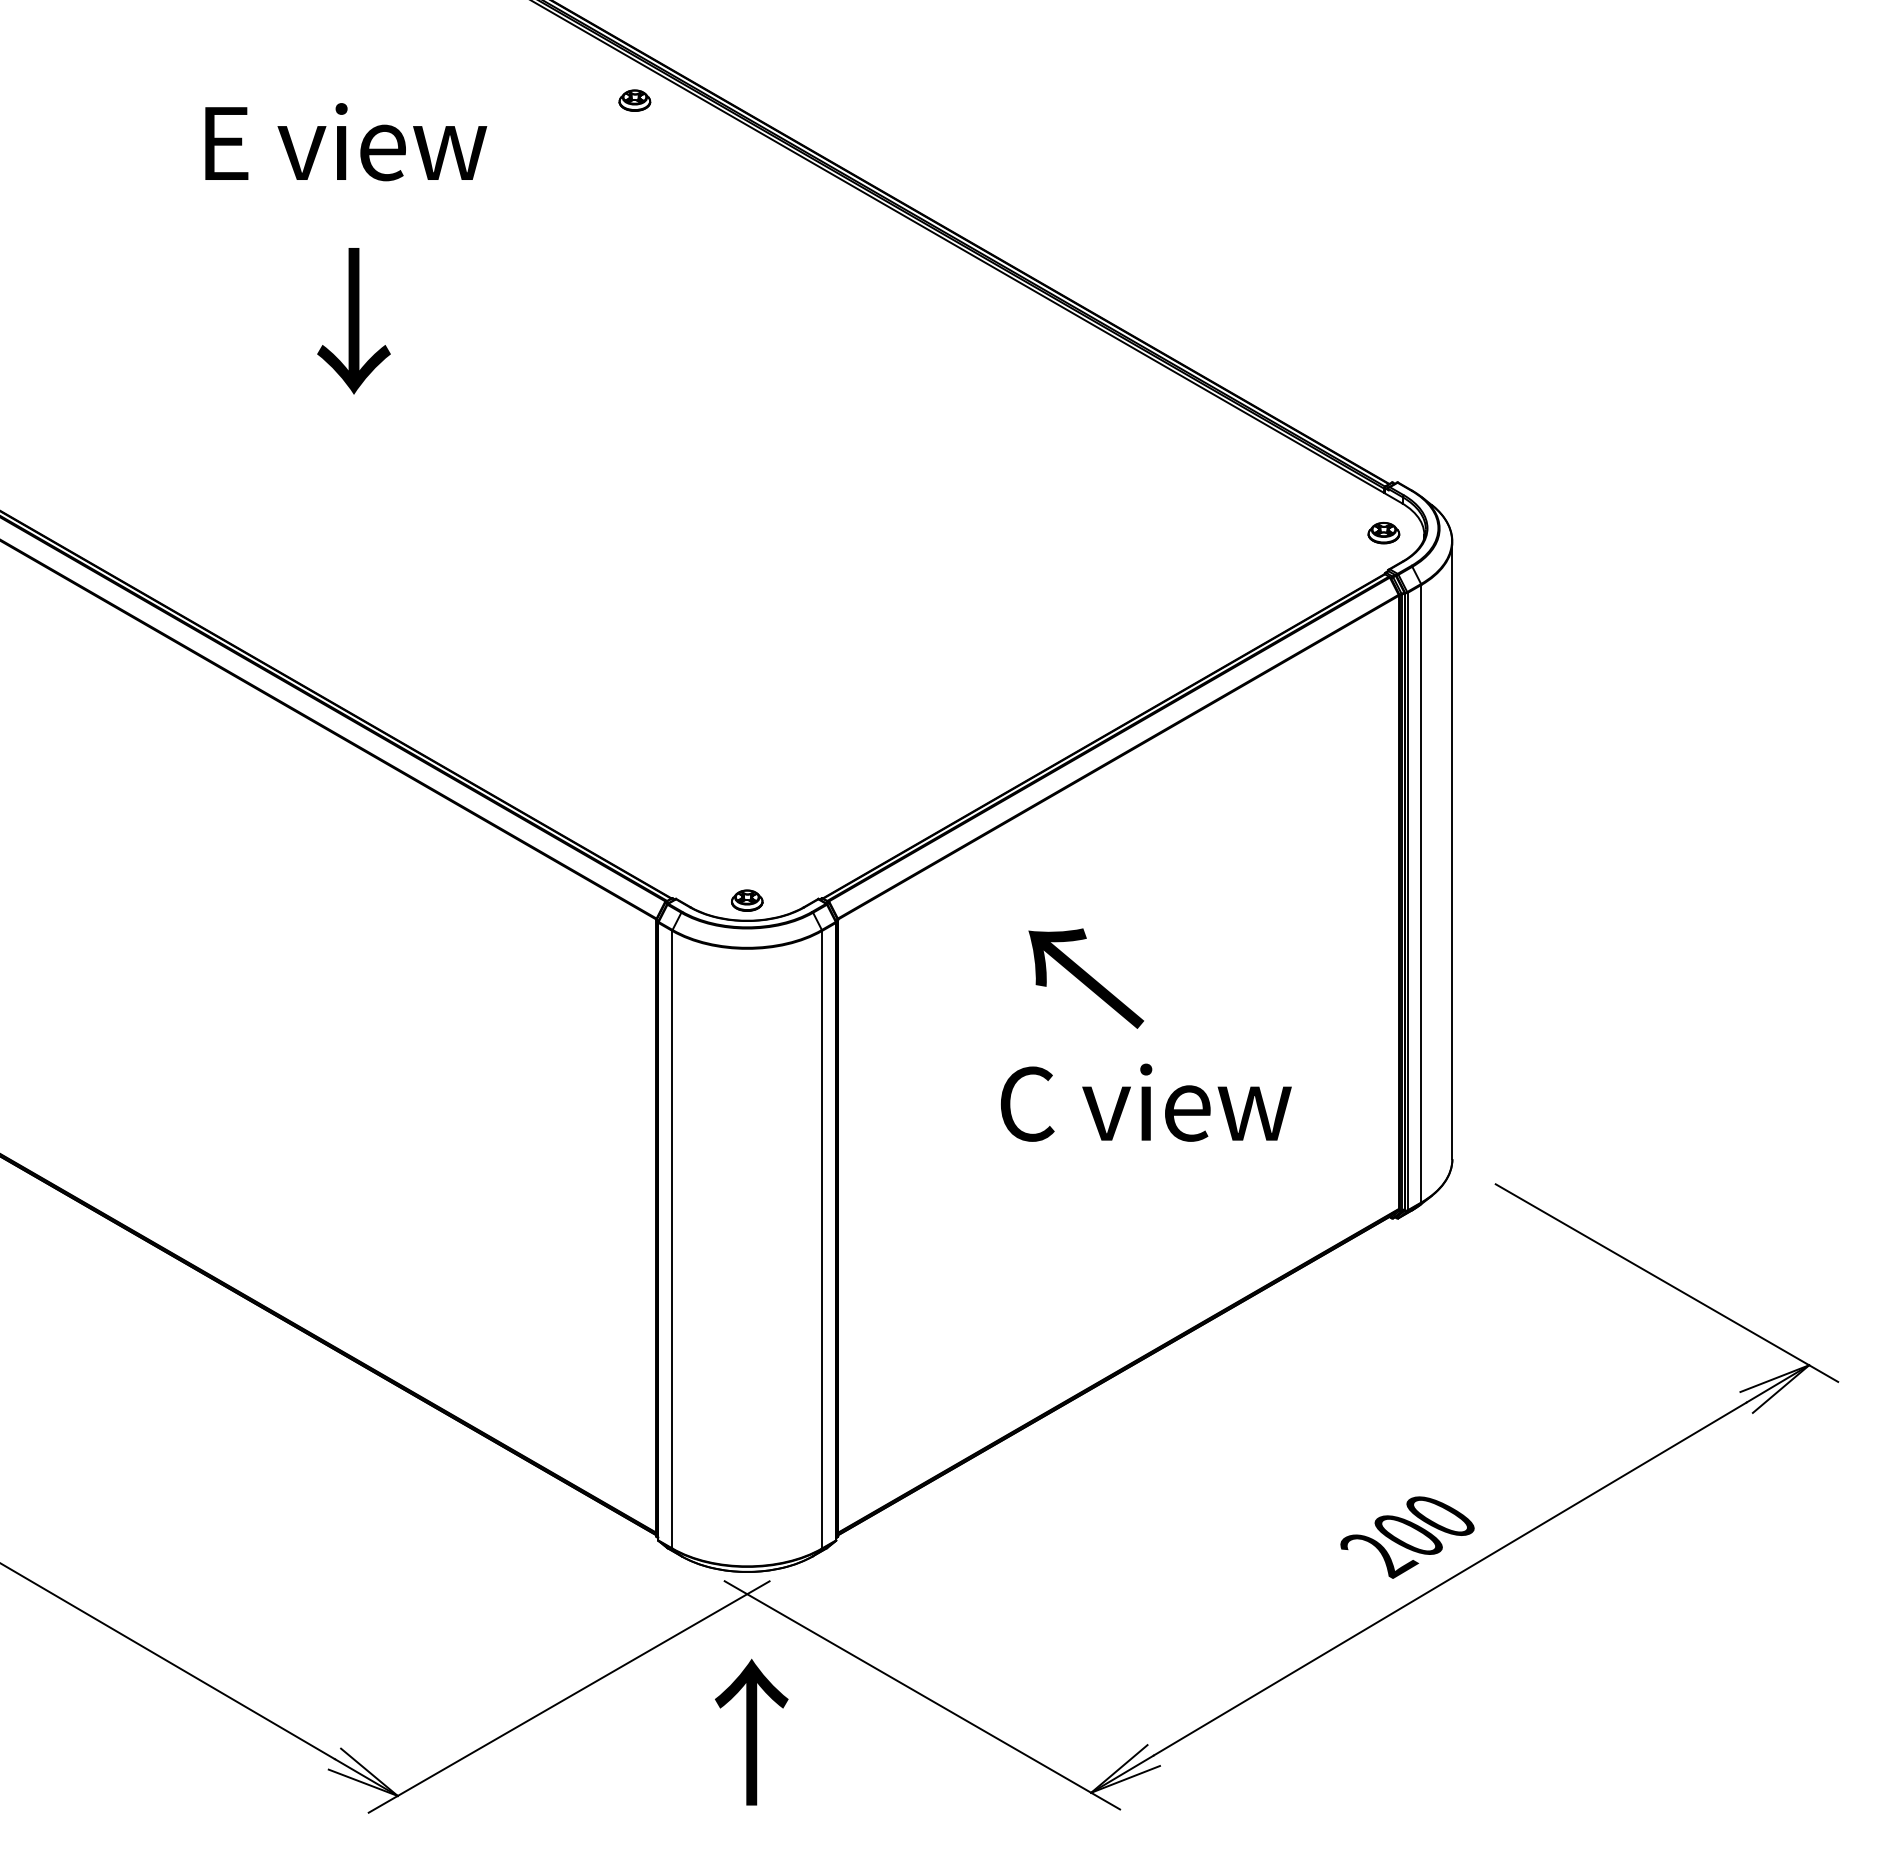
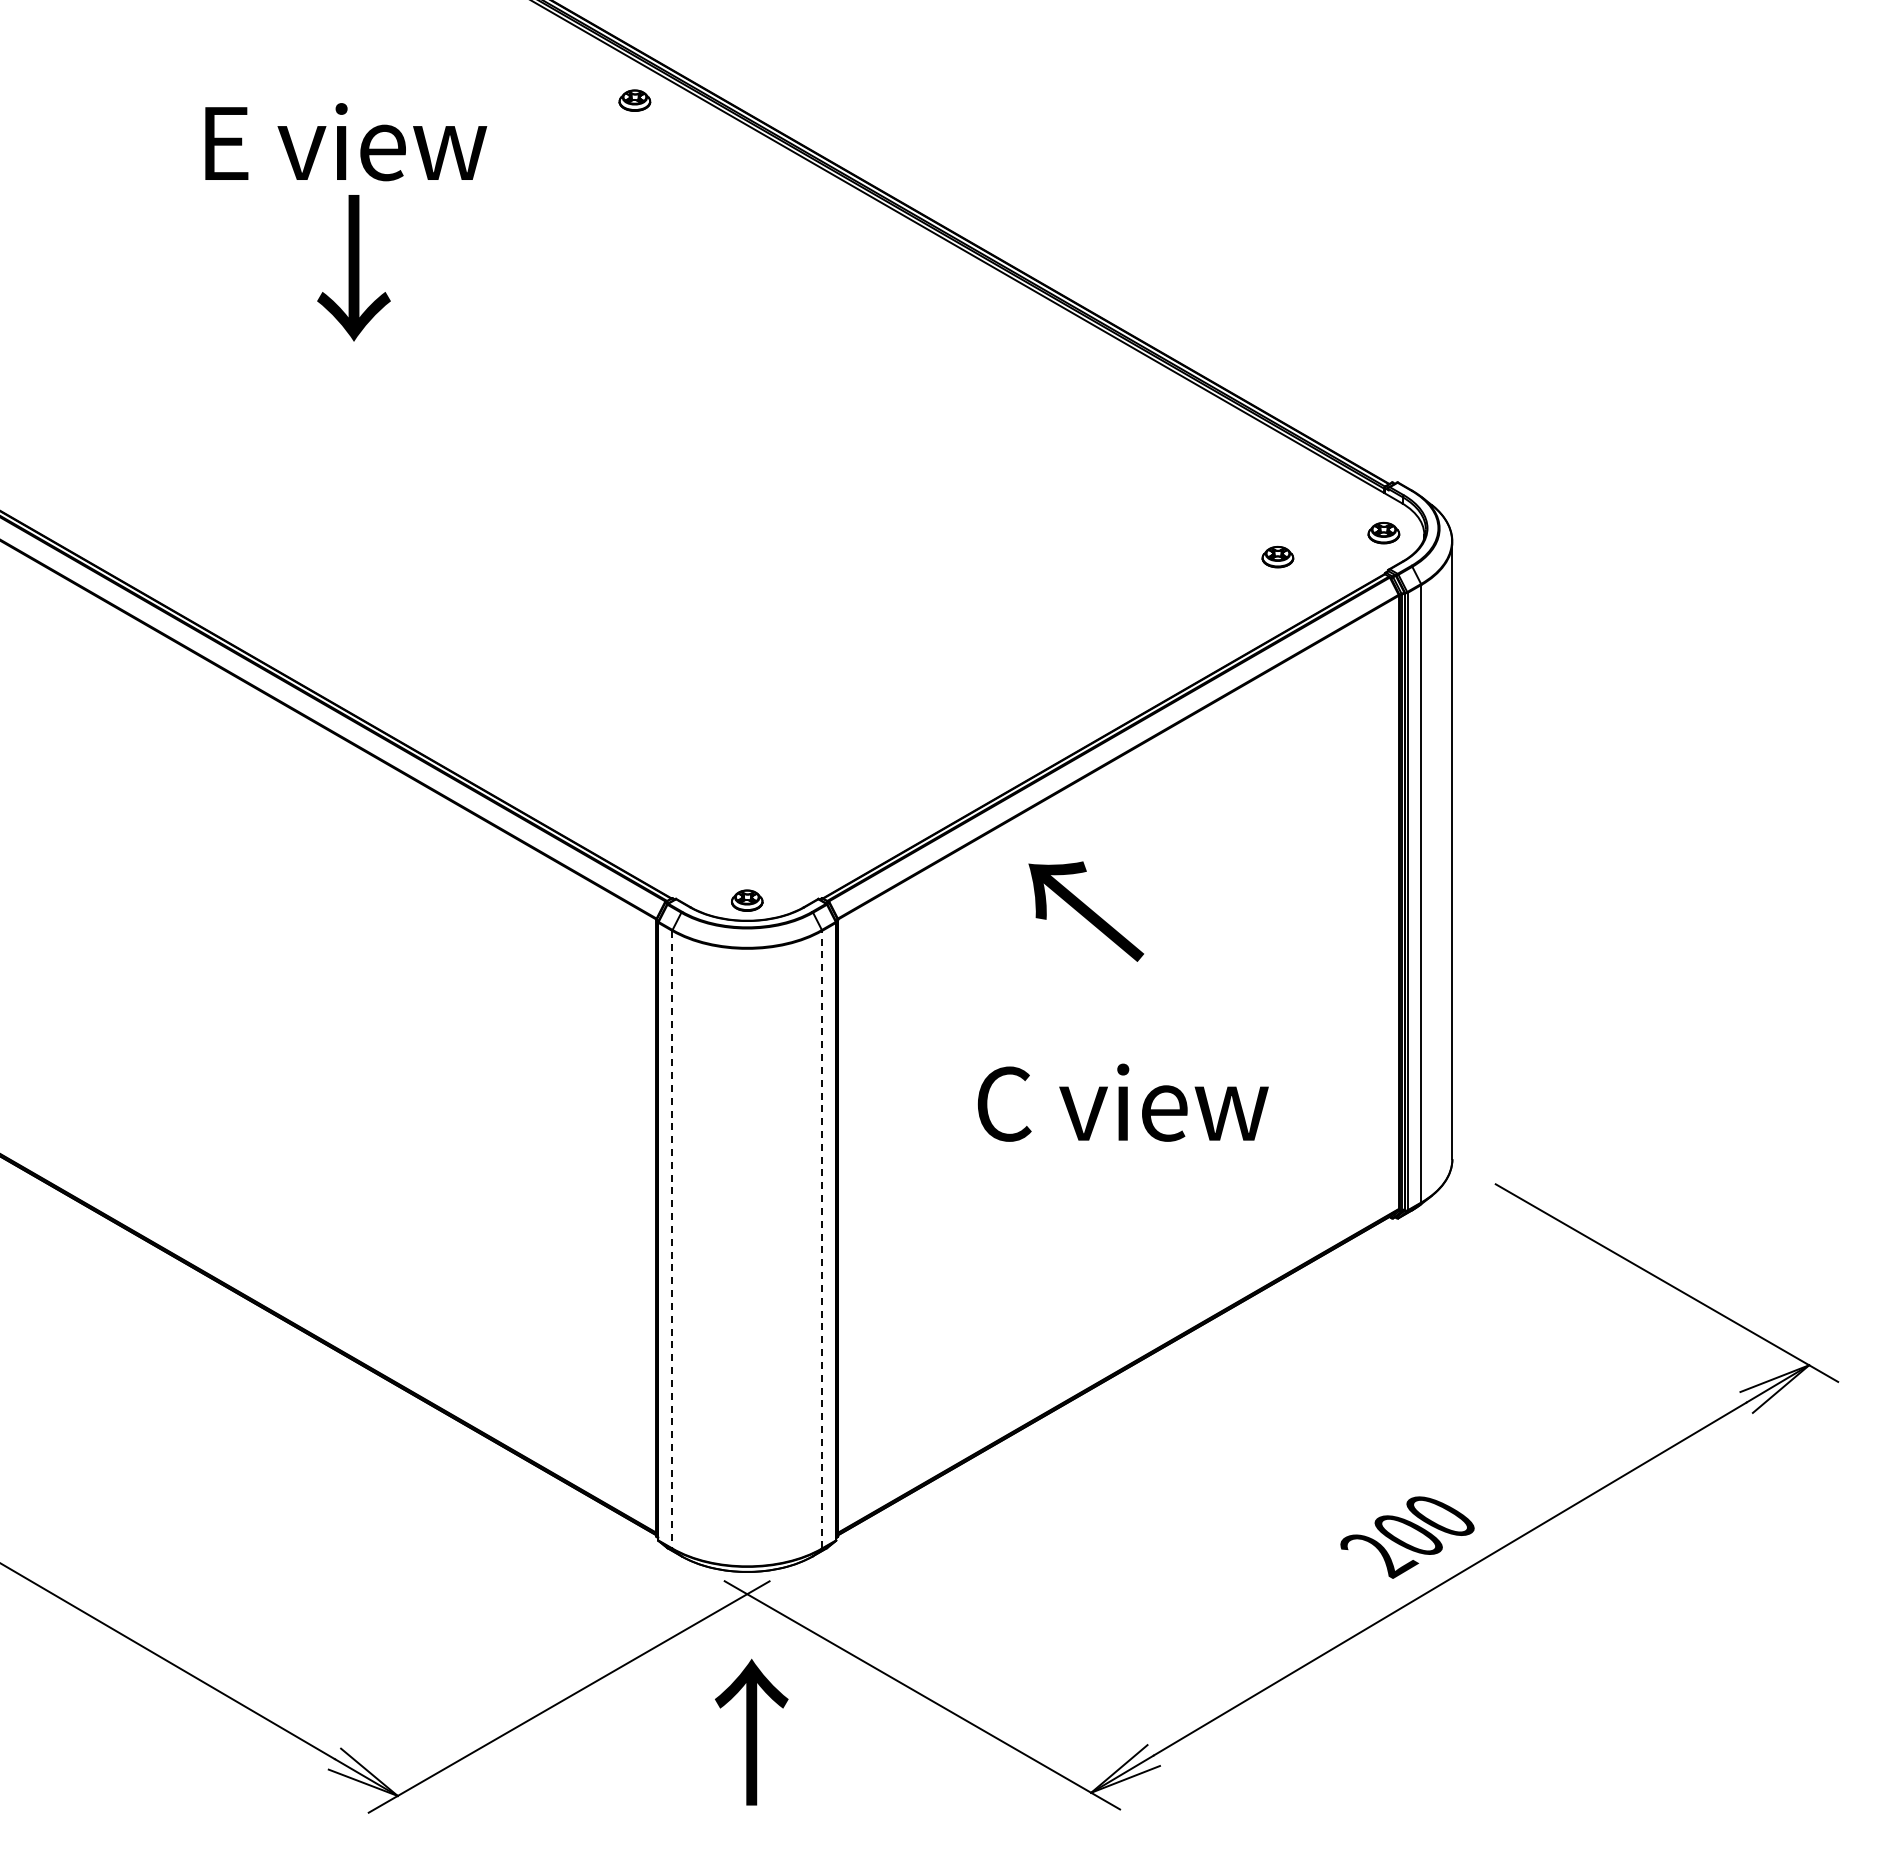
text position: (353, 321) -> (353, 268) (353, 268)
part: none -> present (1277, 557)
text position: (1086, 978) -> (1086, 911) (1086, 911)
text position: (1146, 1102) -> (1123, 1102) (1123, 1102)
line: solid -> dashed (672, 1239)
line: solid -> dashed (822, 1239)
